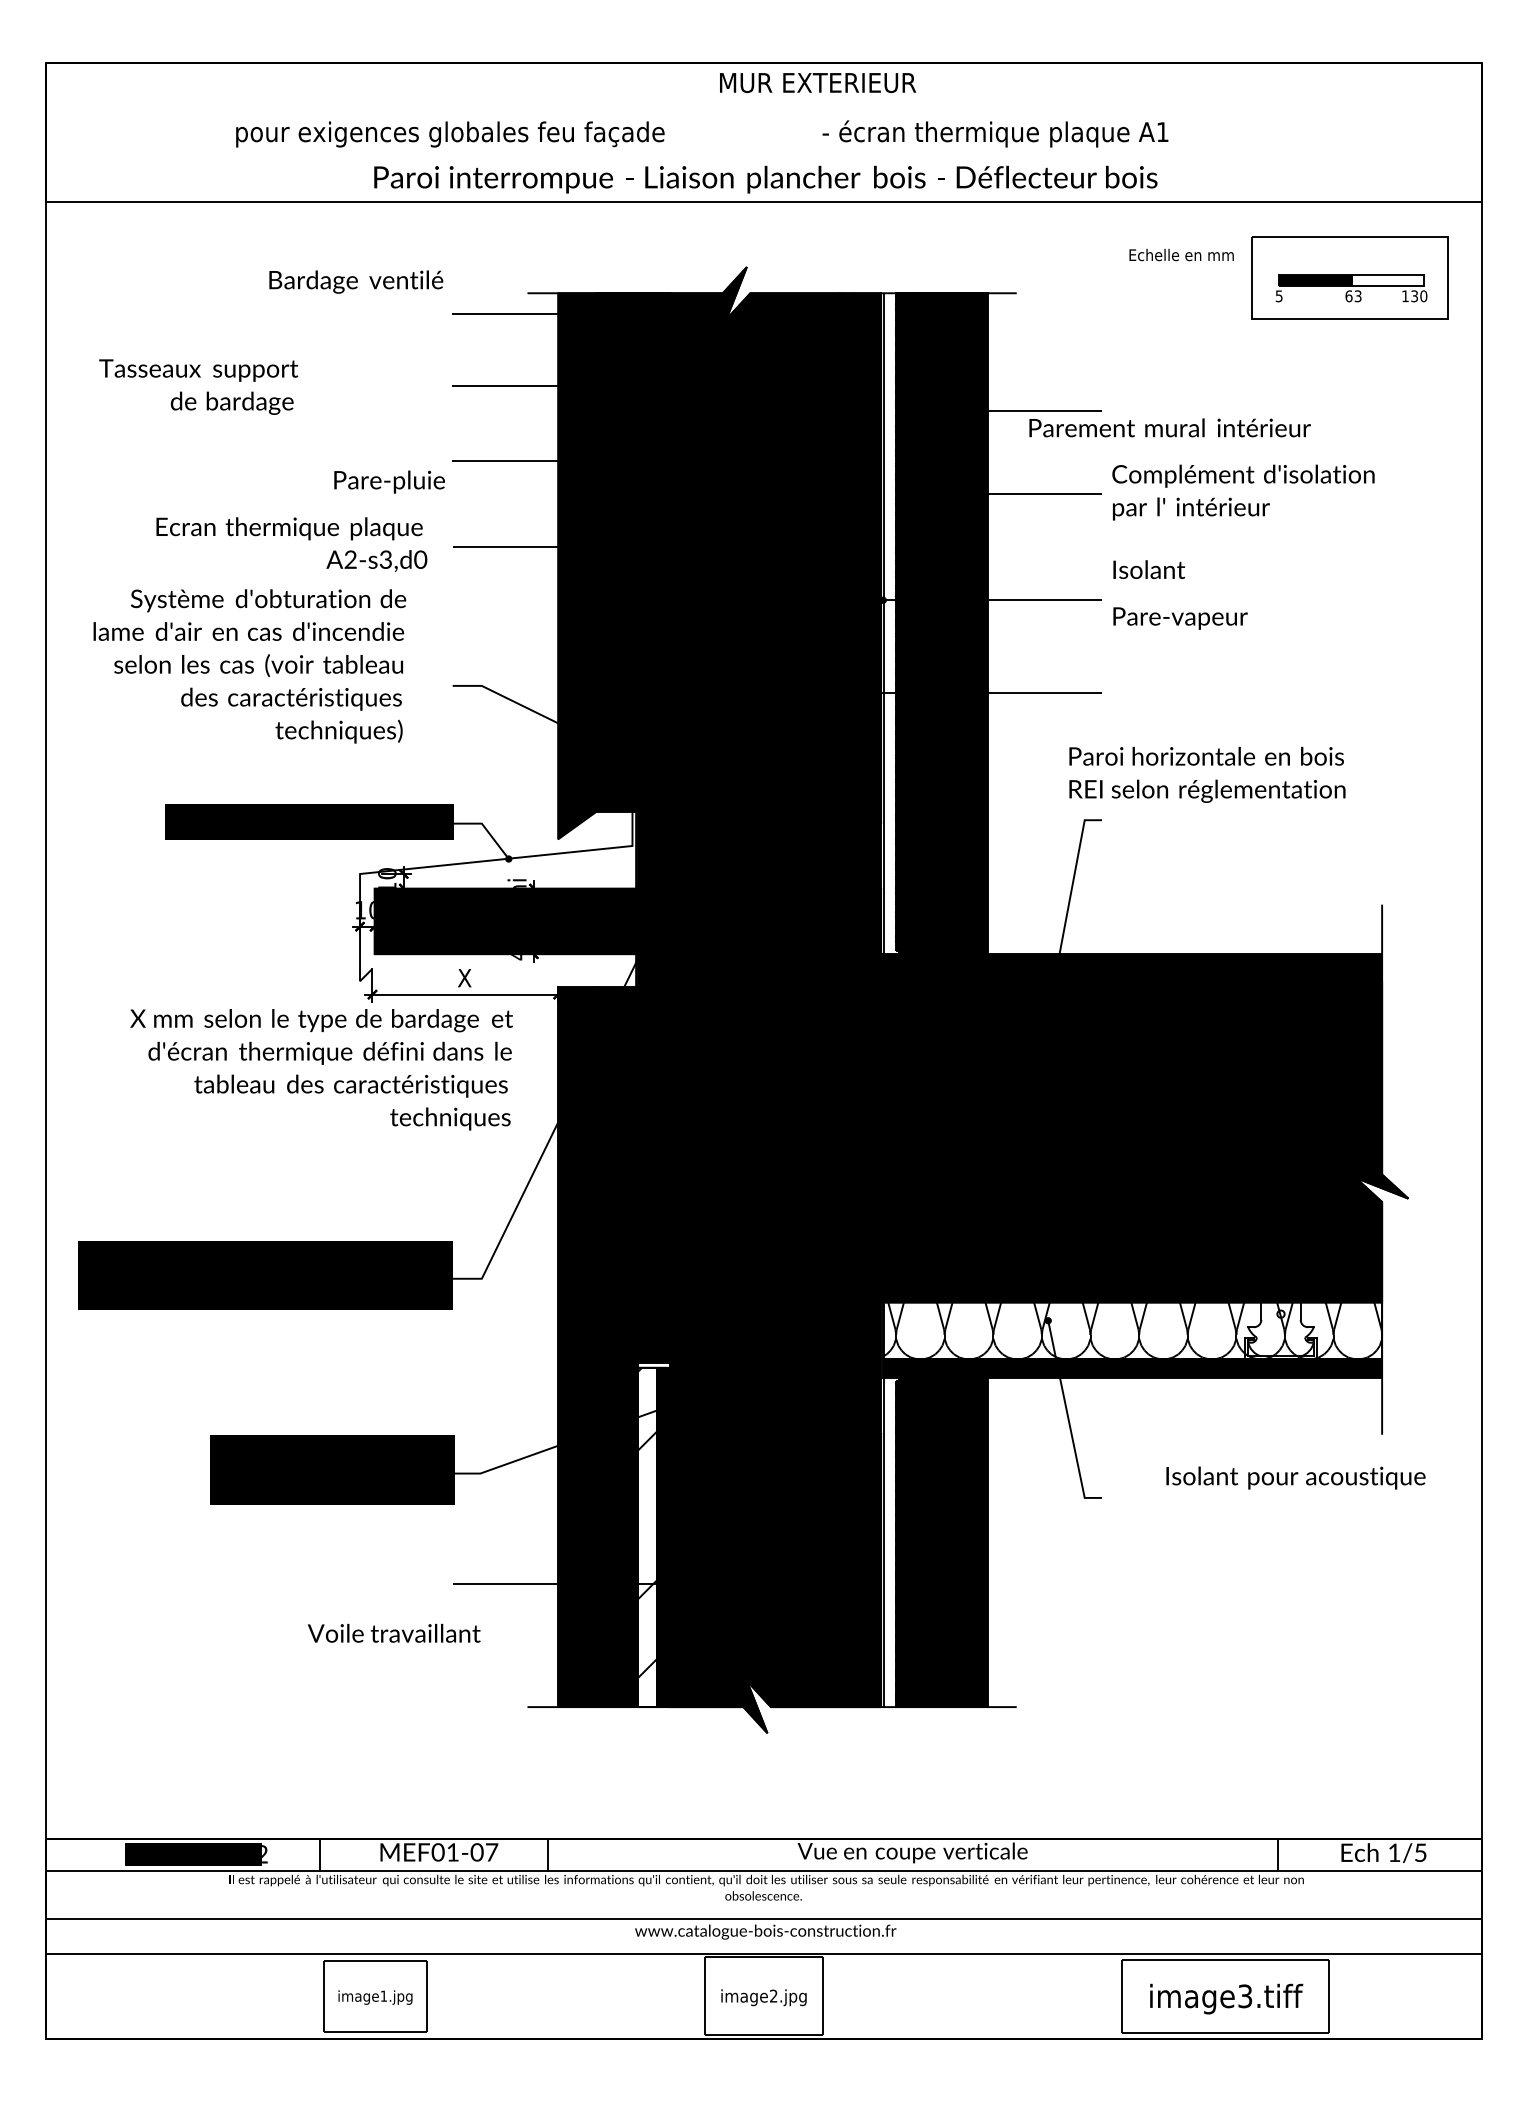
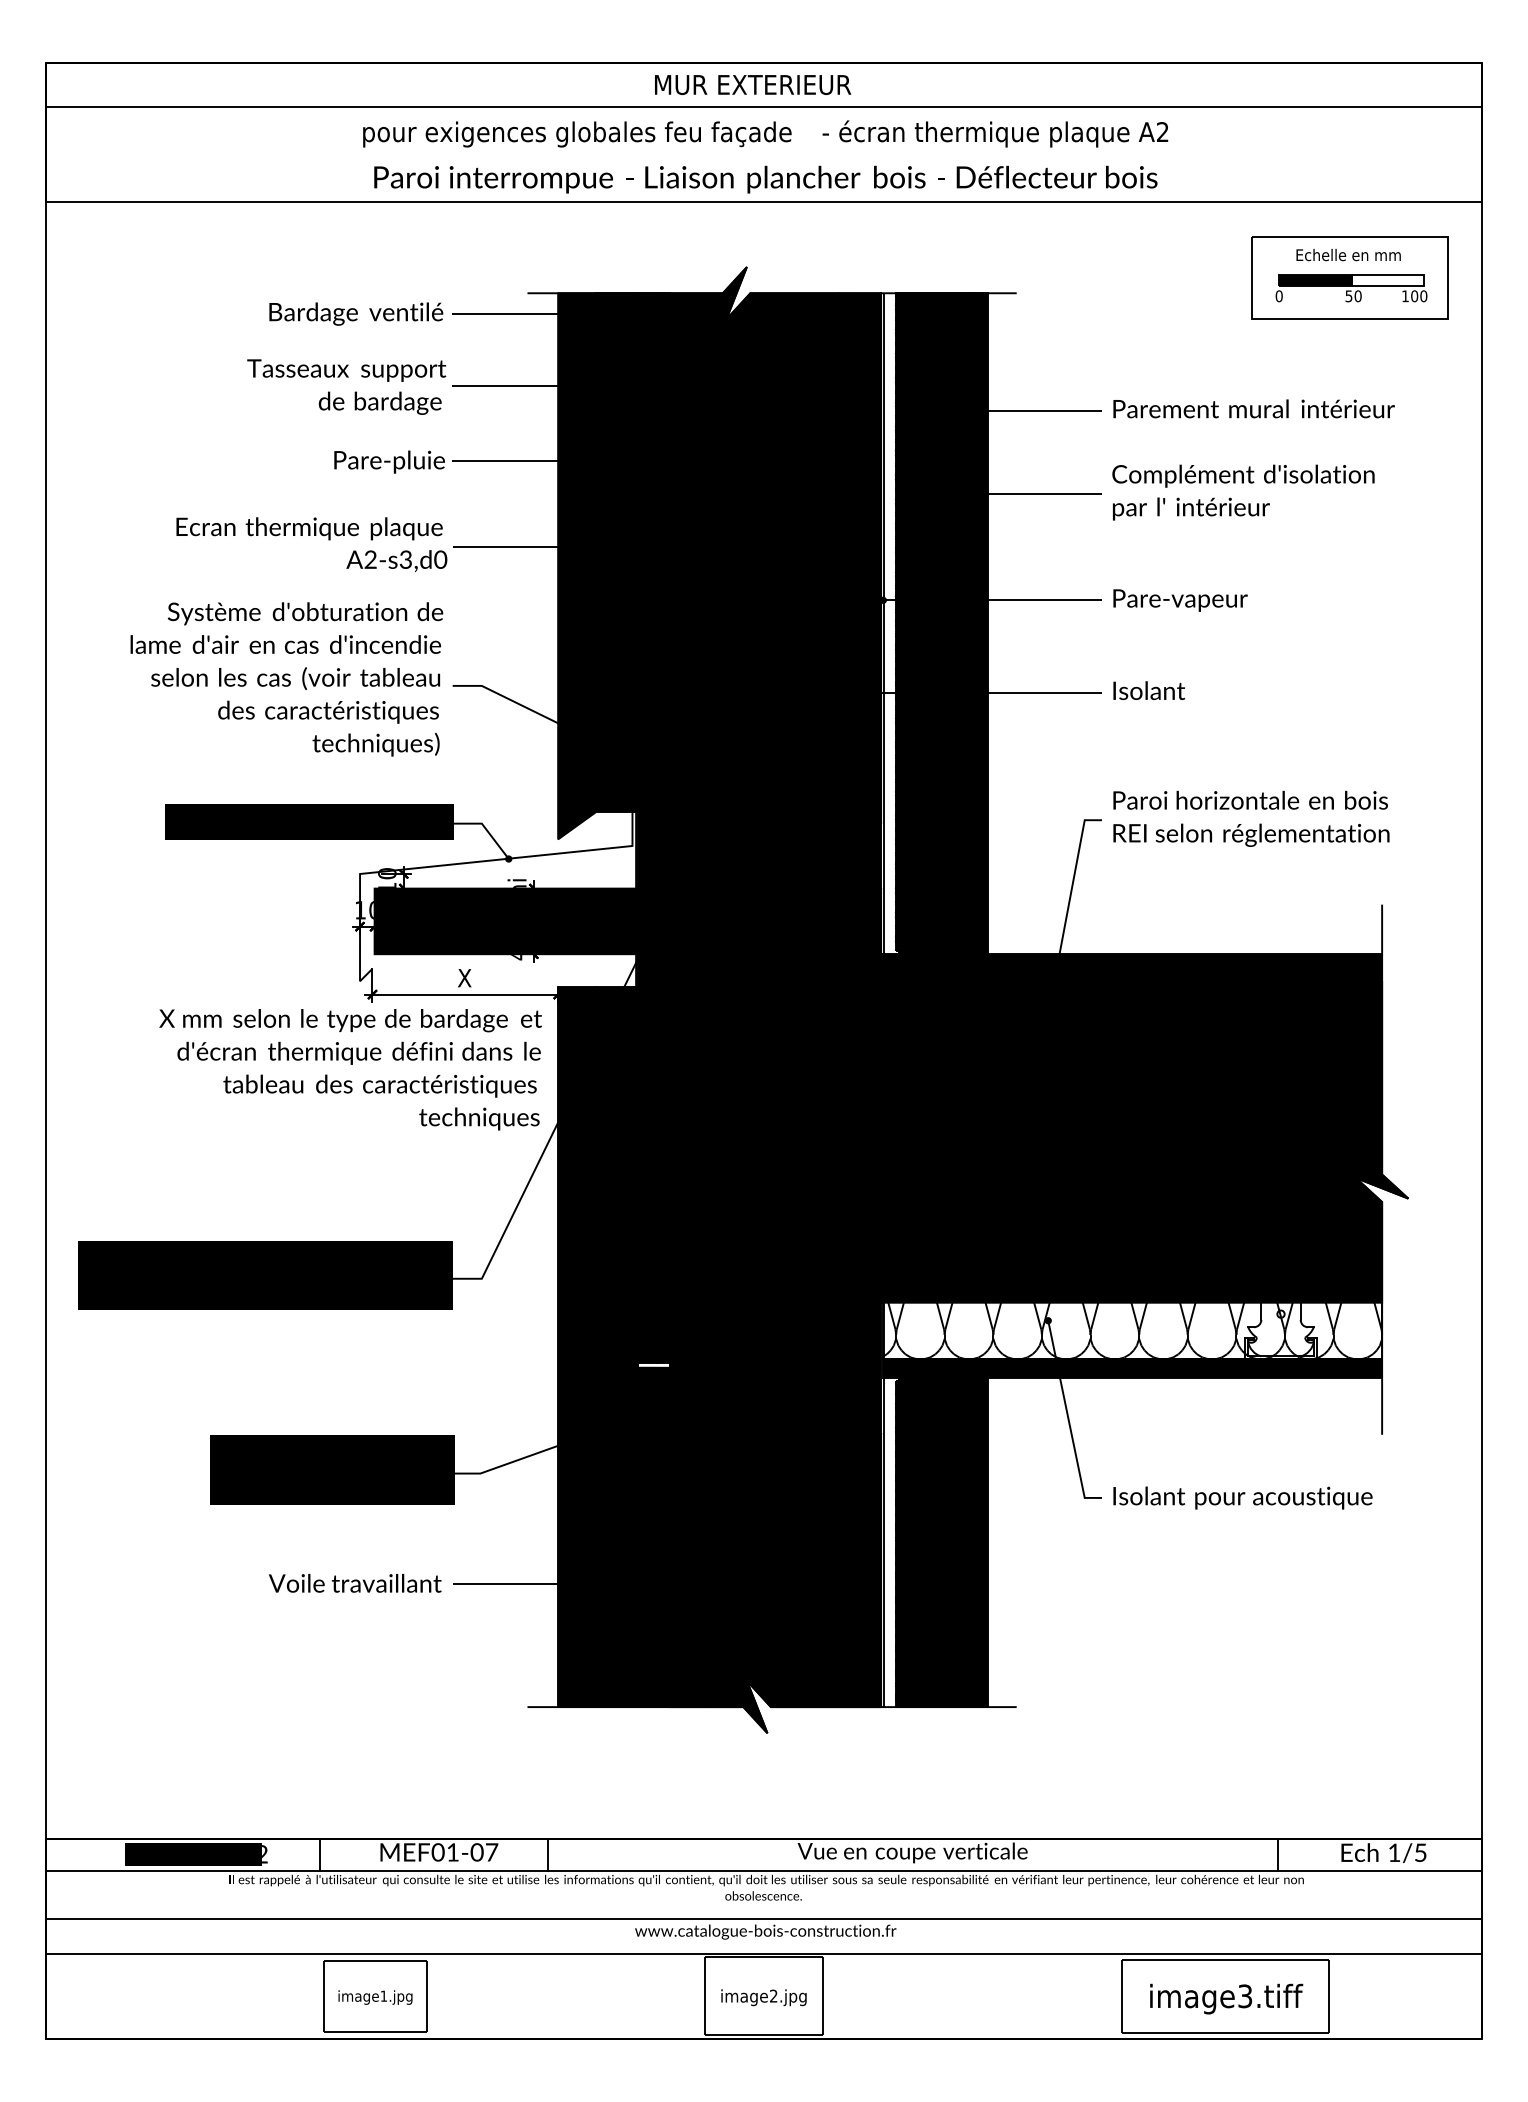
text position: (818, 83) -> (753, 85) (753, 85)
line: none -> present (763, 106)
text: A1 -> A2 (1162, 131)
text position: (450, 134) -> (577, 134) (577, 134)
text position: (1181, 255) -> (1348, 255) (1348, 255)
text position: (356, 281) -> (356, 313) (356, 313)
text: 5 -> 0 (1278, 296)
text: 63 -> 50 (1353, 296)
text: 130 -> 100 (1414, 296)
text position: (198, 386) -> (346, 386) (346, 386)
text position: (1169, 427) -> (1253, 408) (1253, 408)
text position: (389, 481) -> (389, 461) (389, 461)
text position: (291, 544) -> (311, 544) (311, 544)
text position: (1149, 569) -> (1149, 690) (1149, 690)
text position: (1180, 618) -> (1180, 600) (1180, 600)
text position: (249, 666) -> (286, 679) (286, 679)
text position: (1207, 774) -> (1251, 818) (1251, 818)
text position: (321, 1069) -> (350, 1069) (350, 1069)
text position: (1295, 1477) -> (1242, 1497) (1242, 1497)
fill: none -> present (647, 1537)
text position: (393, 1633) -> (354, 1583) (354, 1583)
